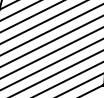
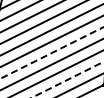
line: solid -> dashed (52, 52)
line: solid -> dashed (68, 79)
